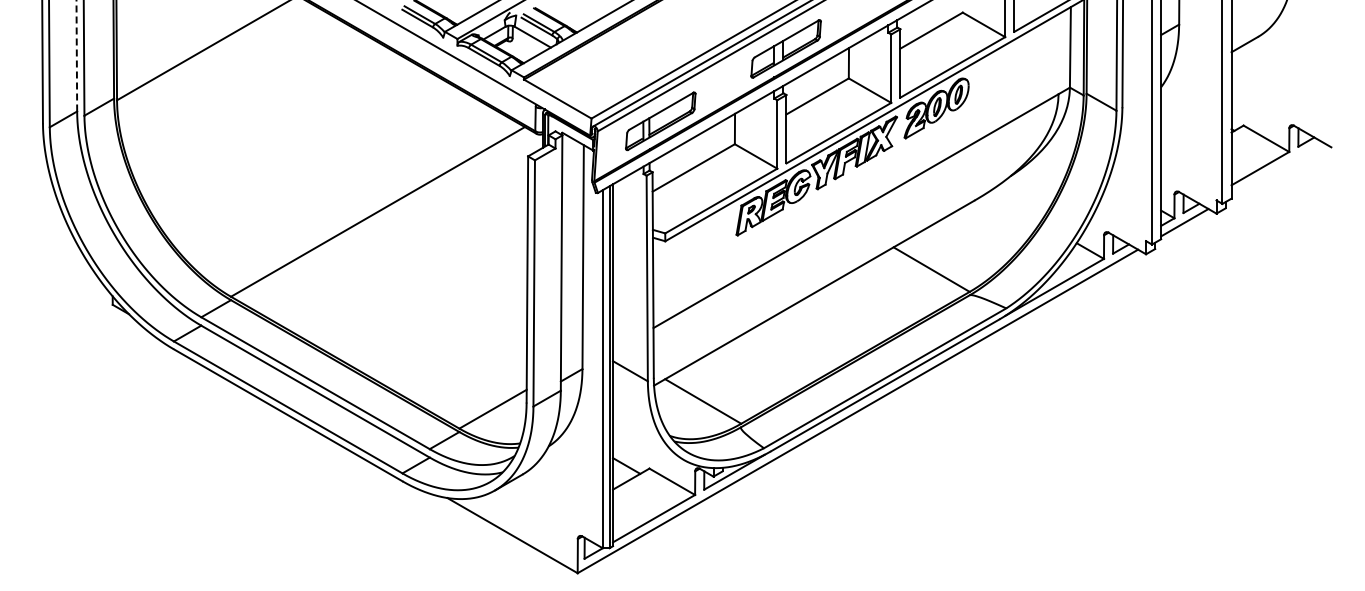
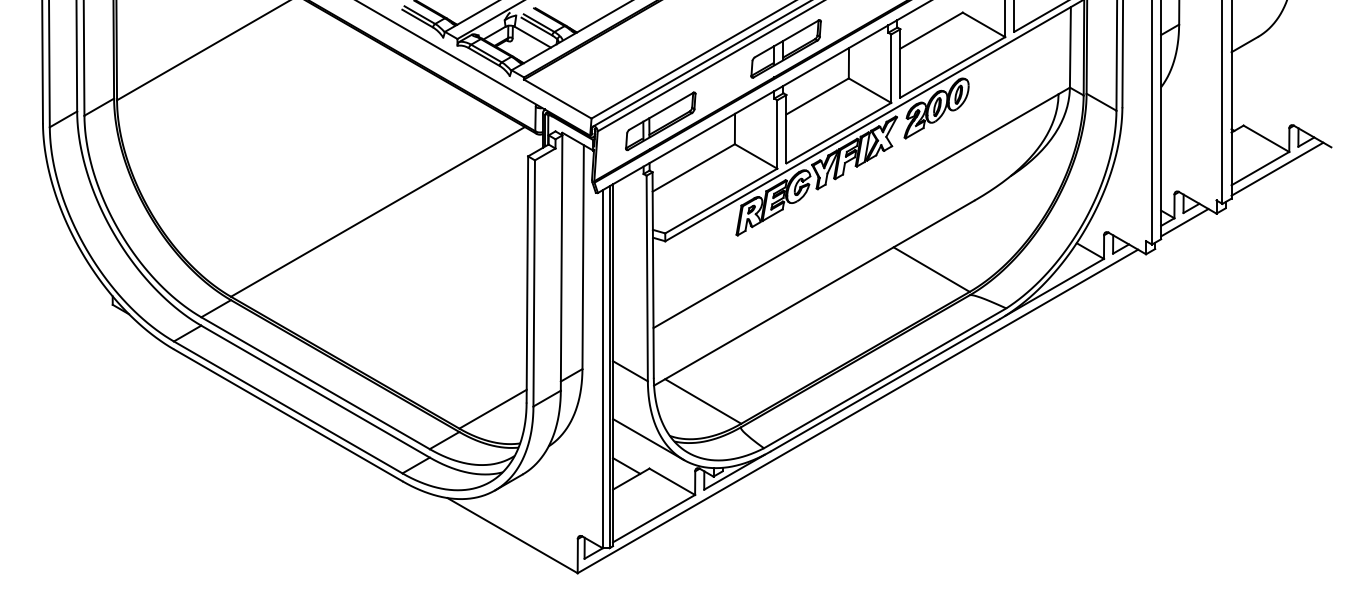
line: dashed -> solid (76, 55)
line: none -> present (1277, 168)
line: none -> present (648, 439)
